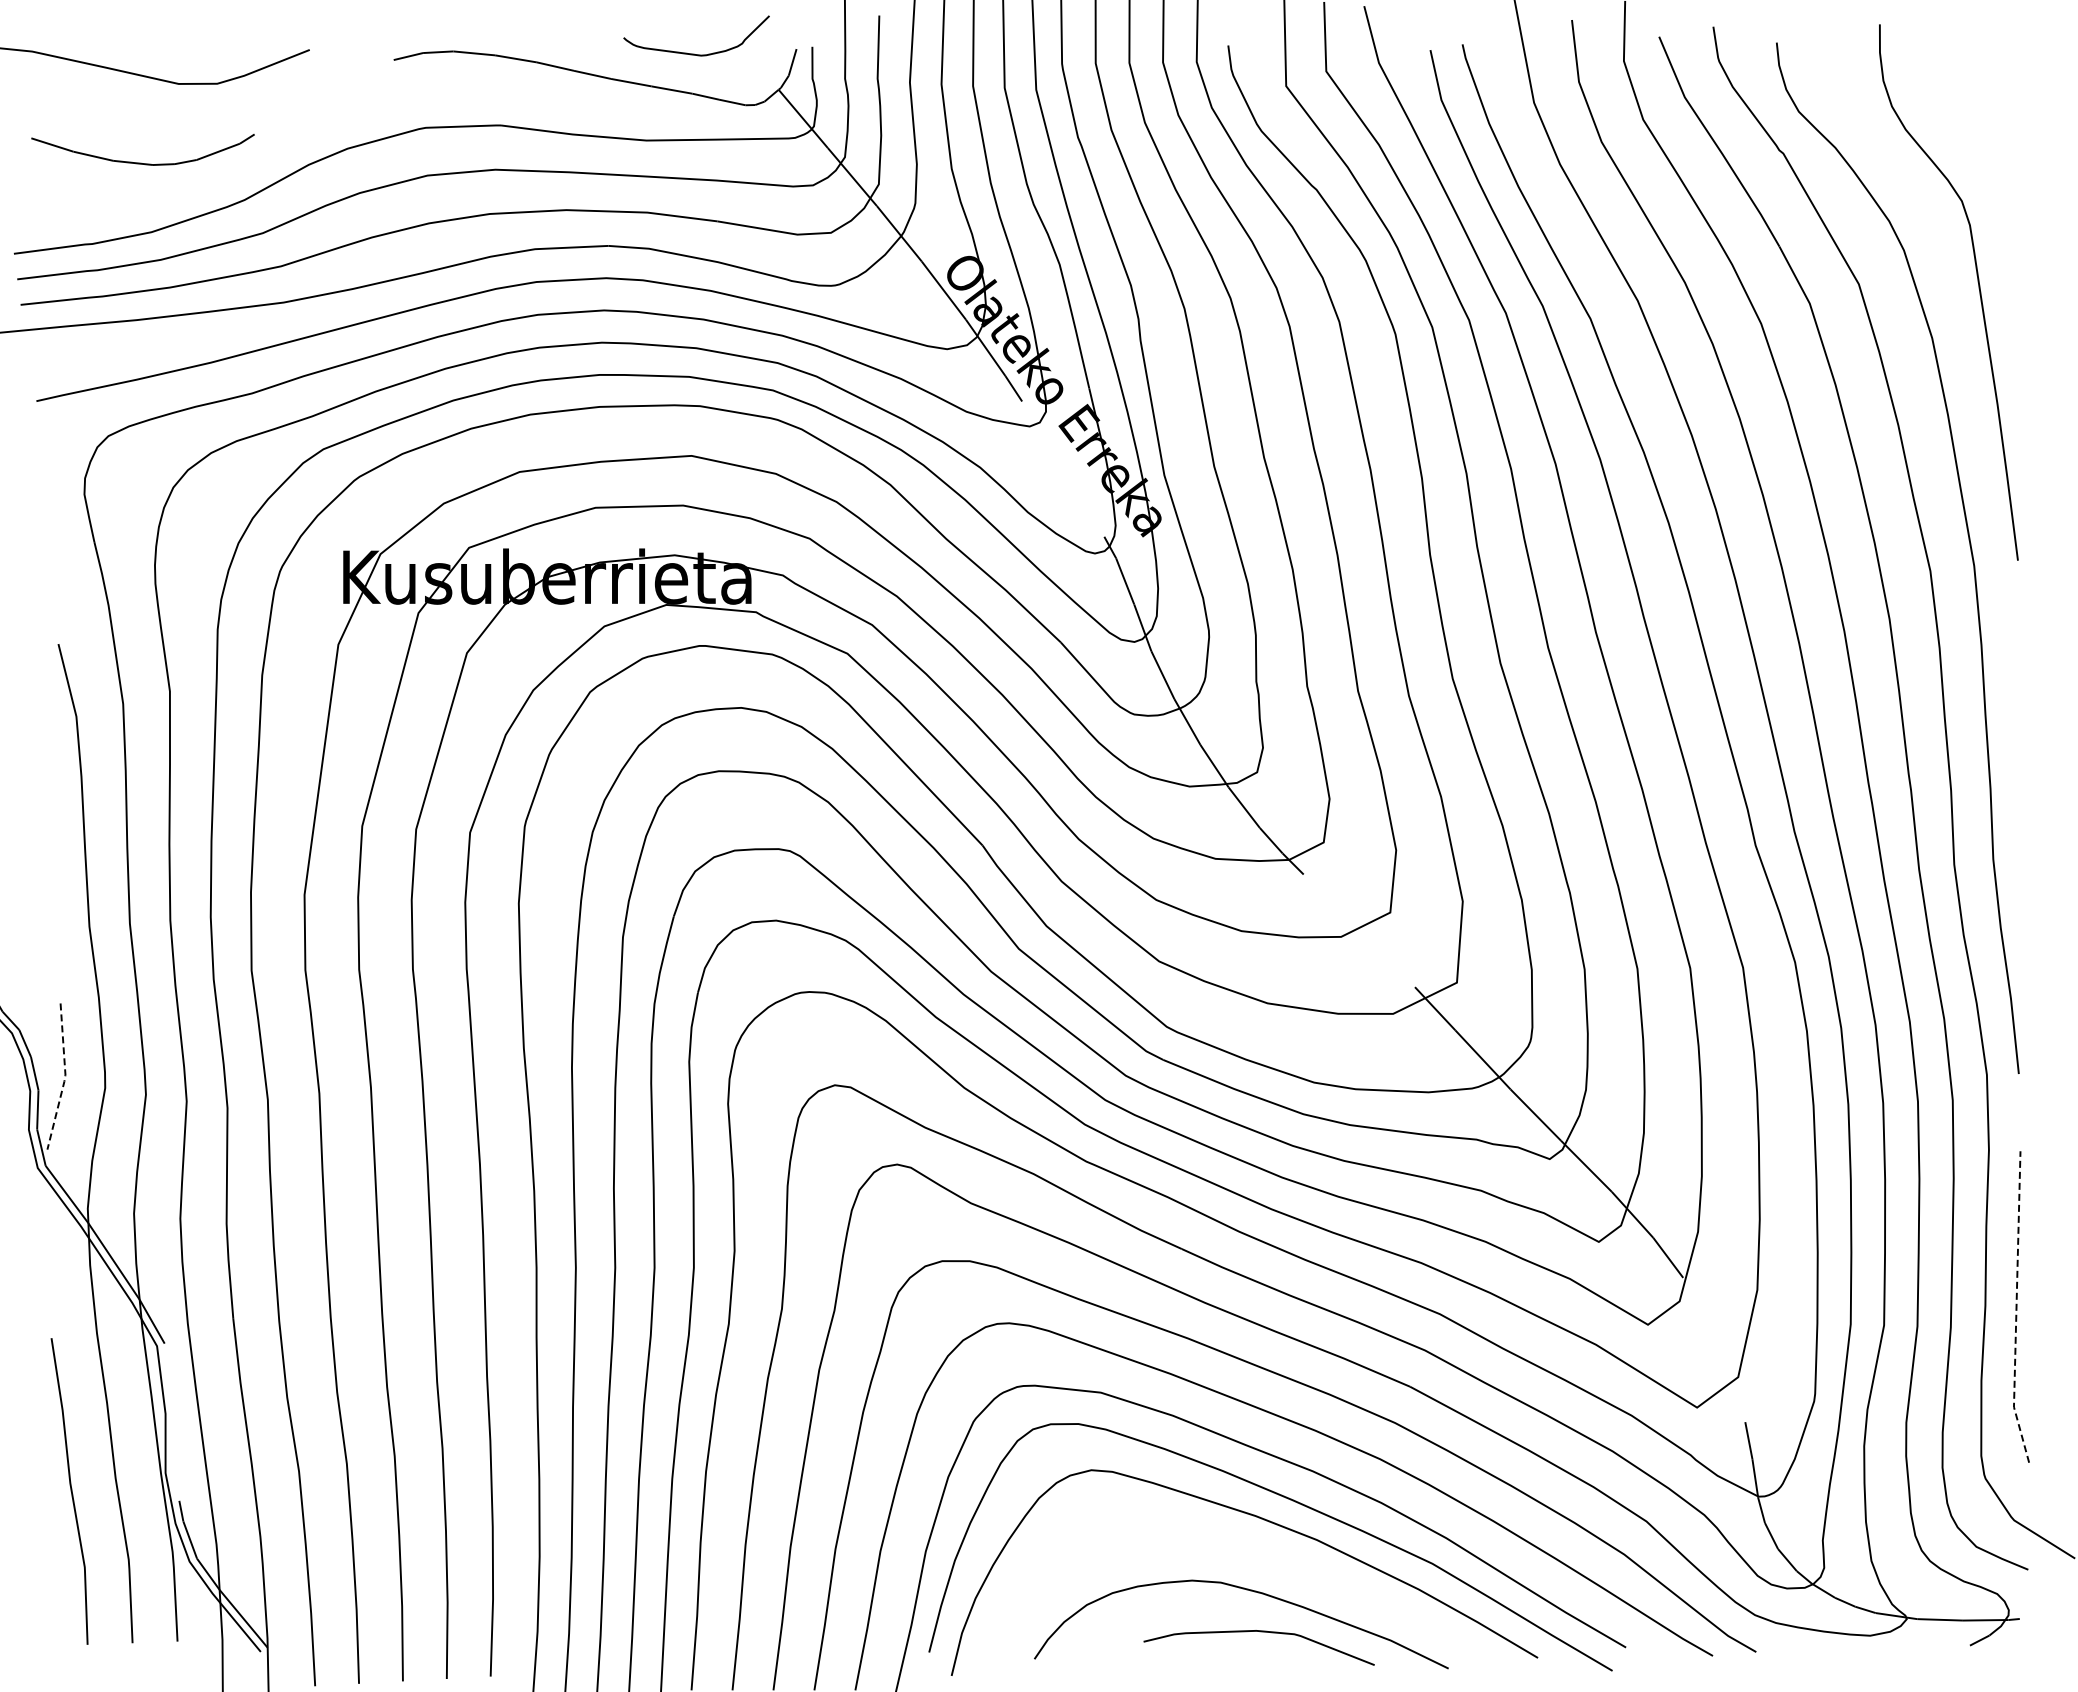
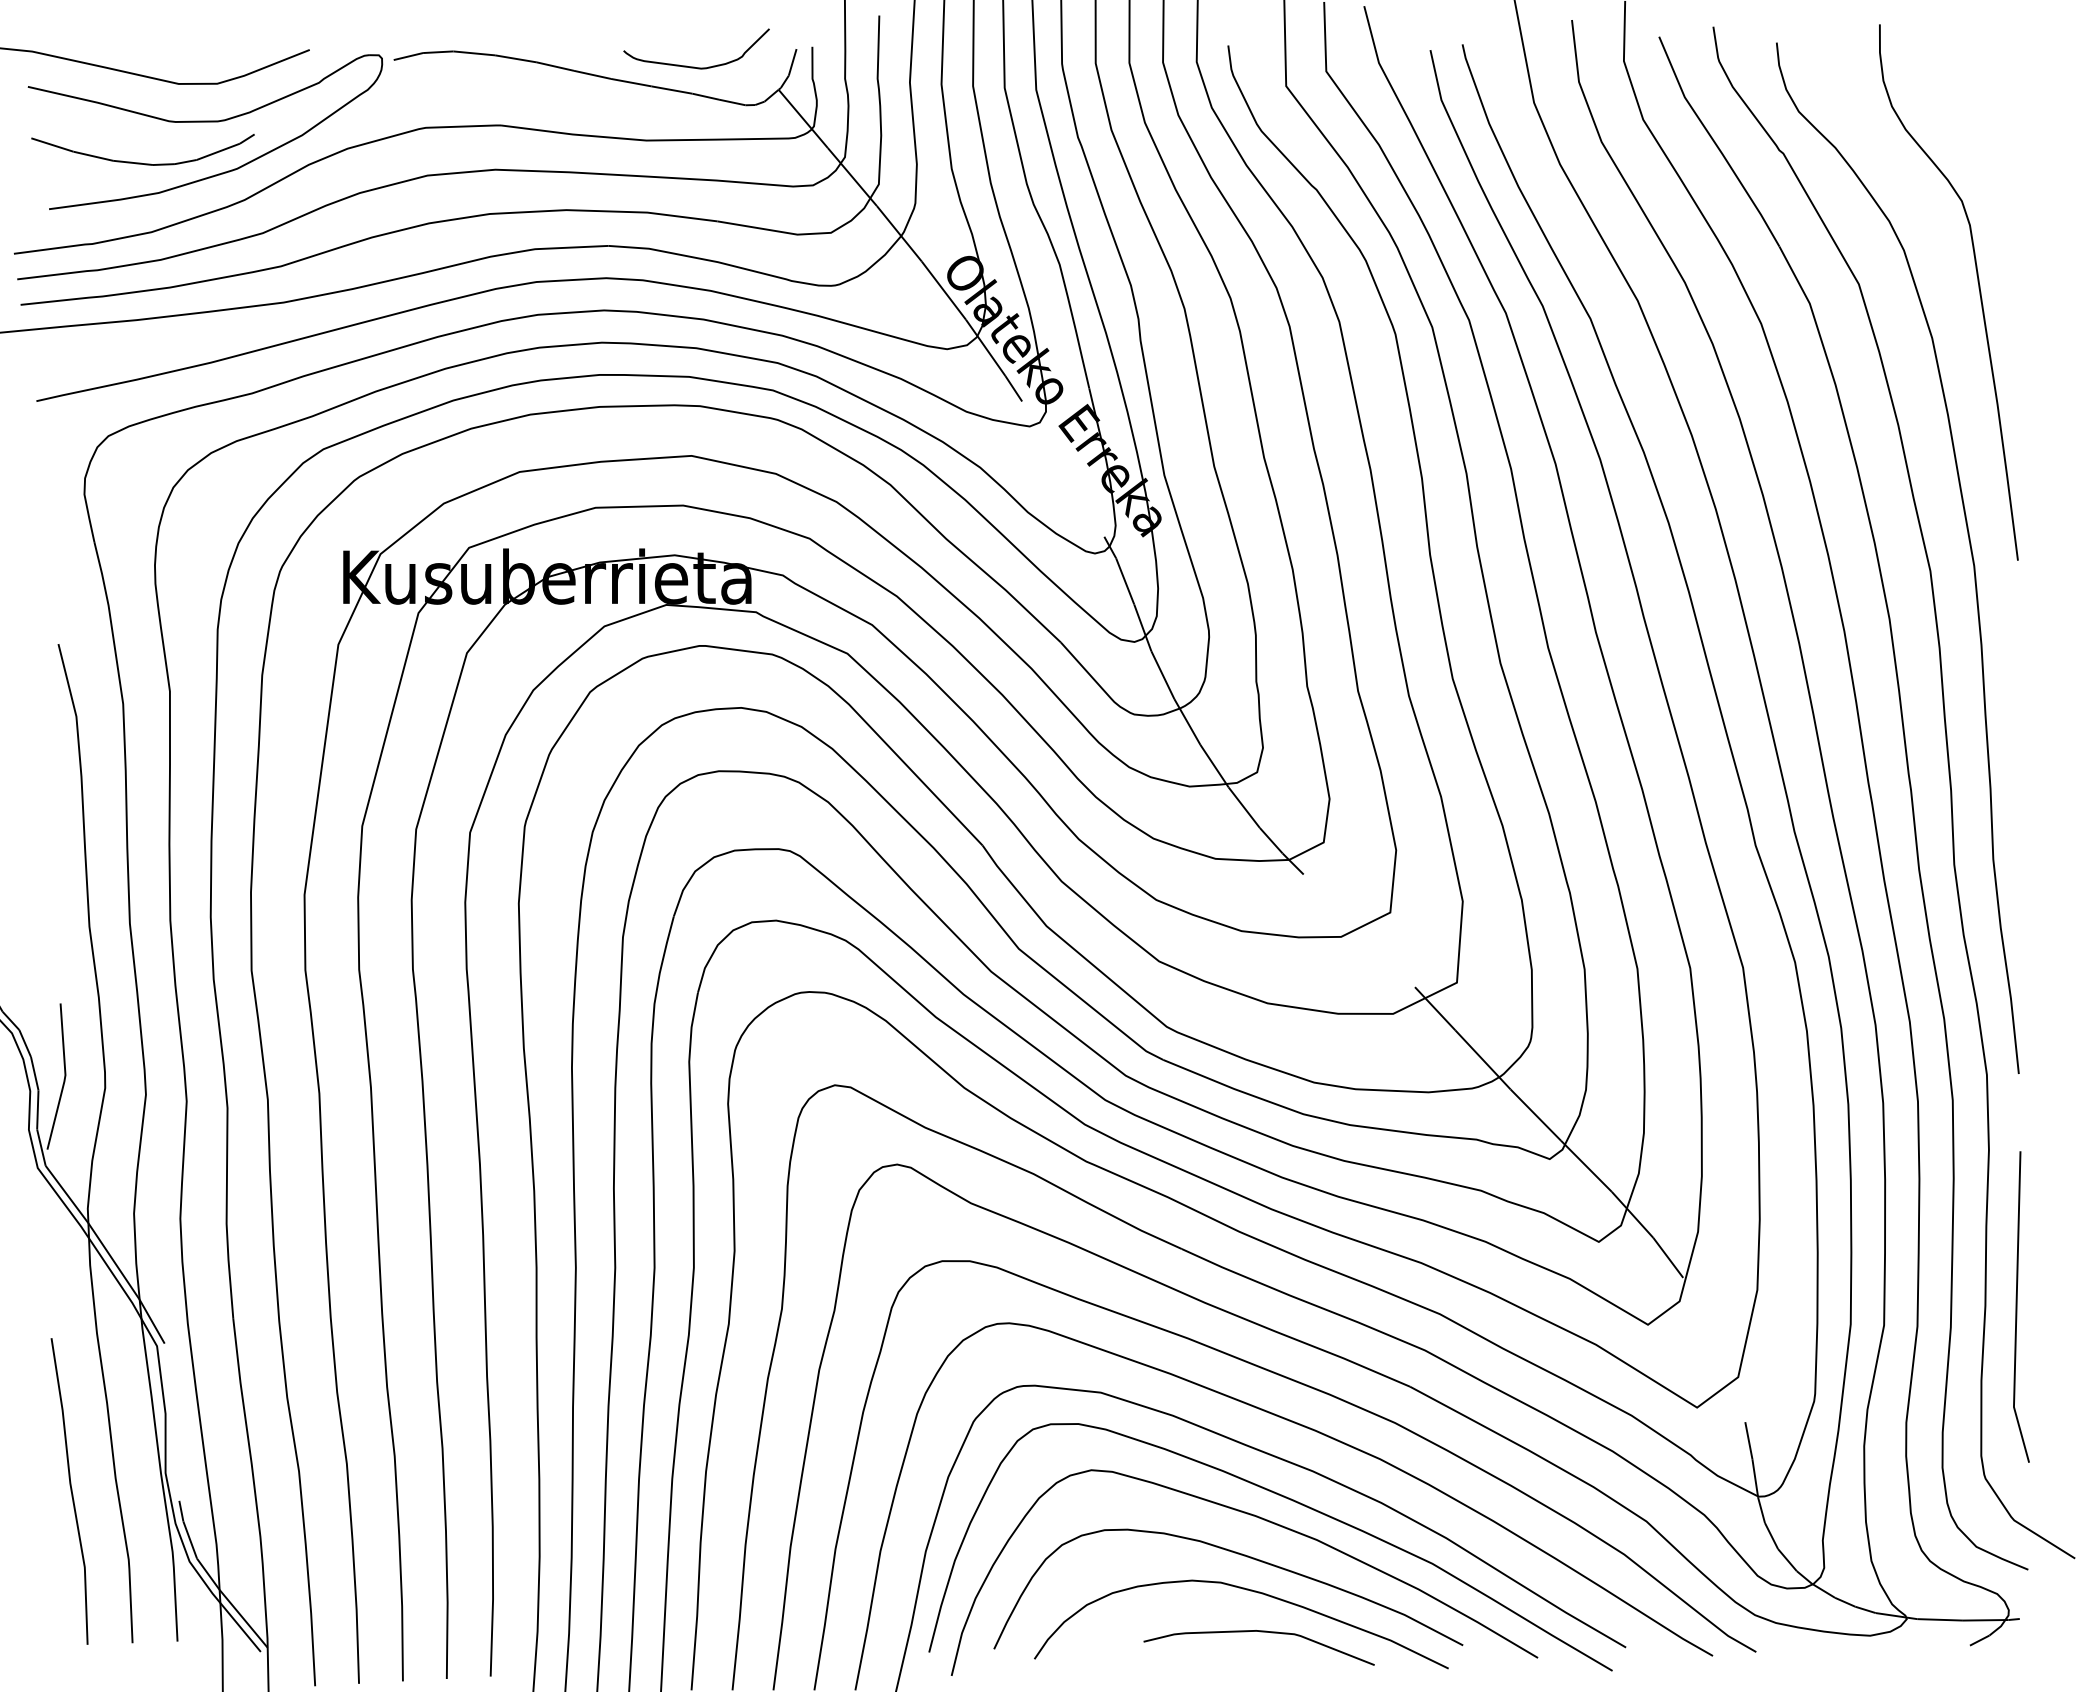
curve position: (694, 53) -> (694, 66) (694, 66)
part: none -> present (205, 122)
line: dashed -> solid (65, 1077)
line: dashed -> solid (2016, 1308)
curve: none -> present (1240, 1555)
